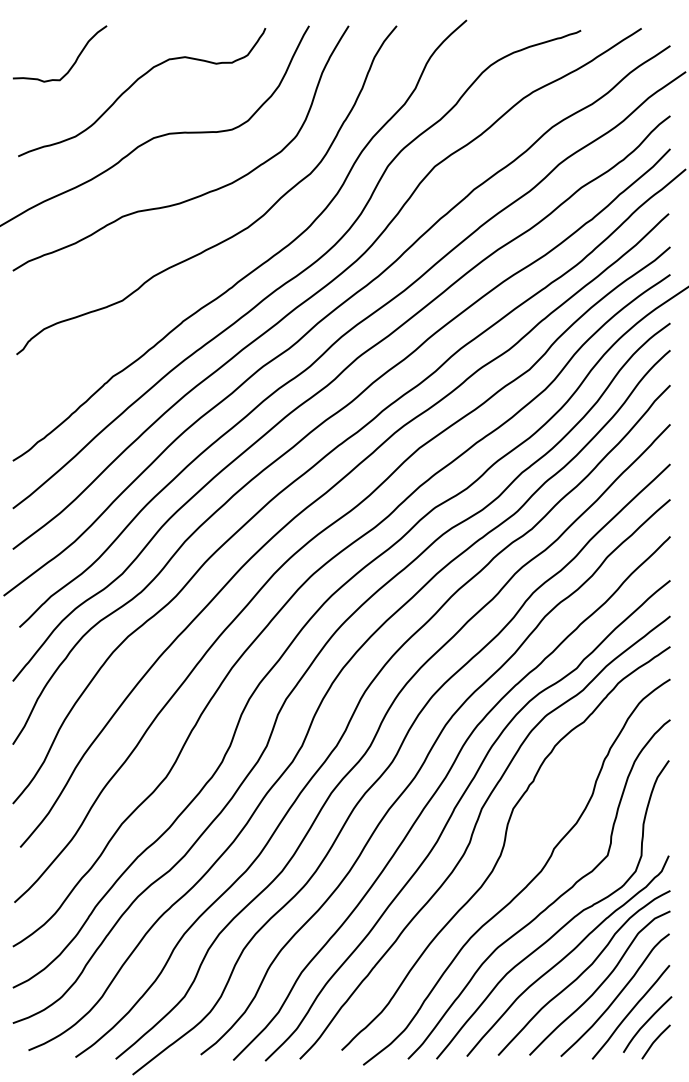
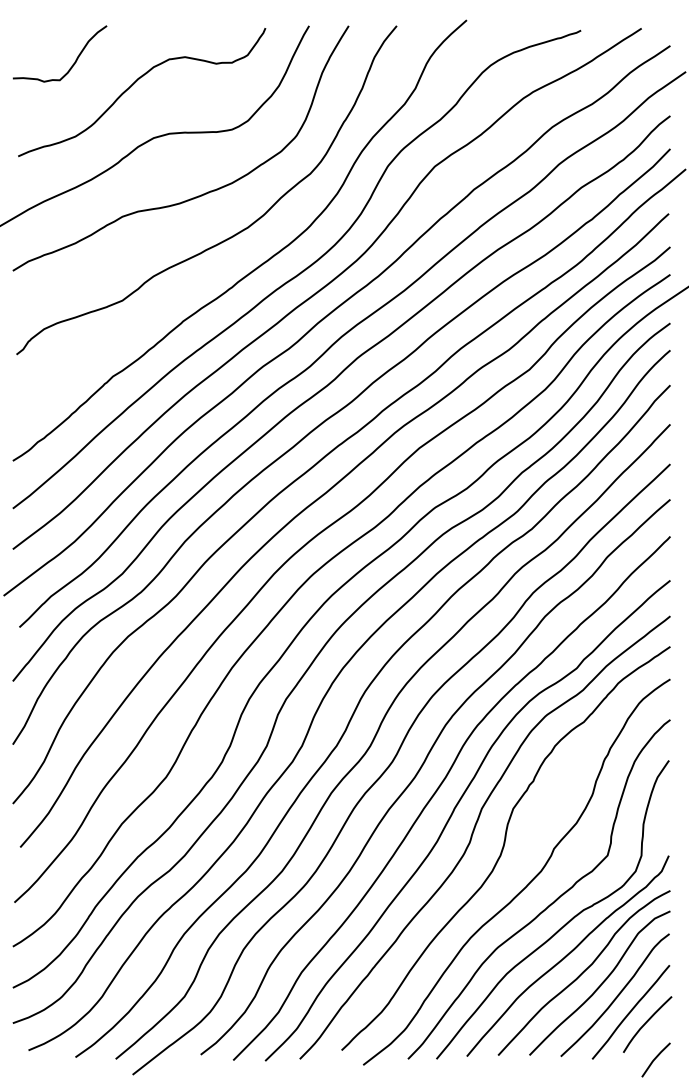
line position: (655, 1041) -> (655, 1059) (655, 1059)
